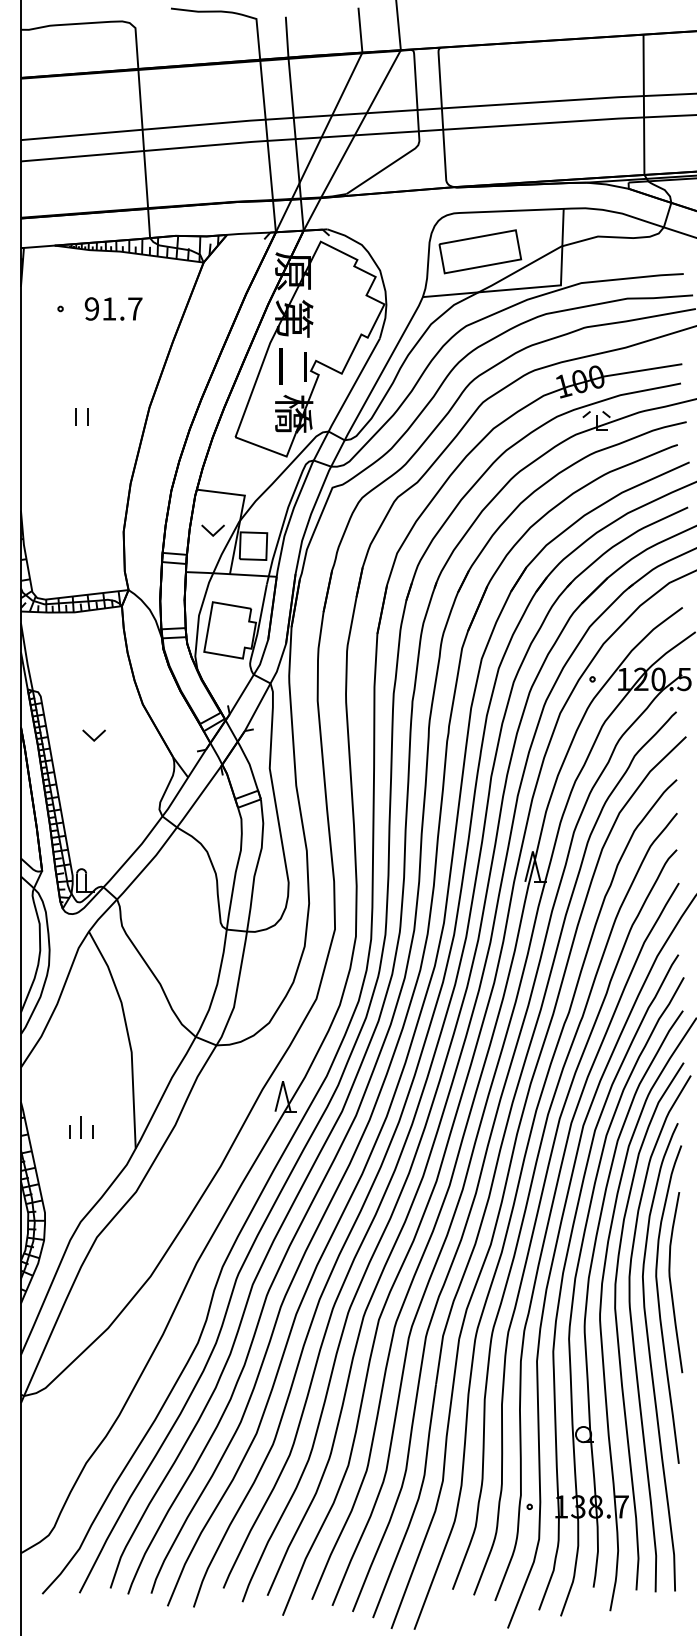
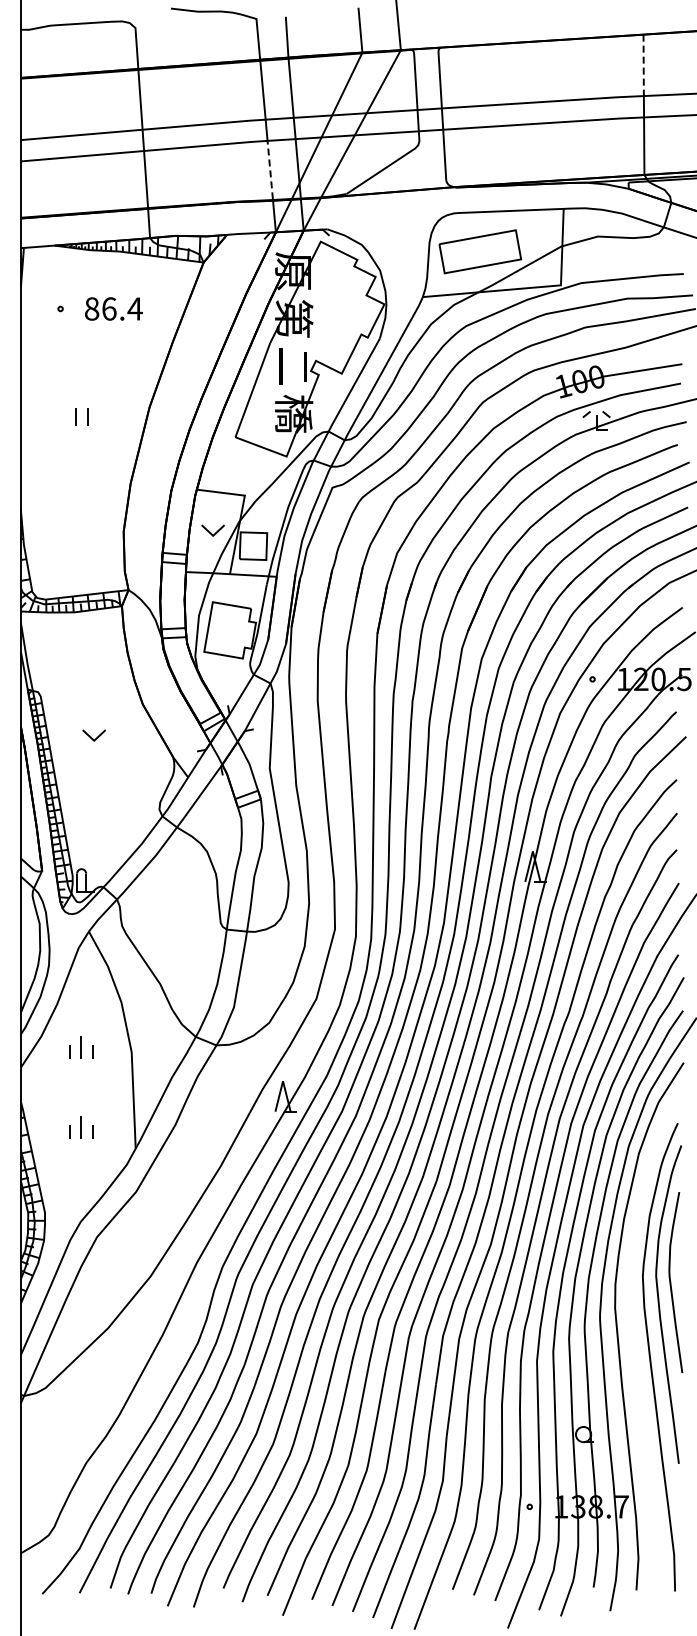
line: solid -> dashed (643, 65)
line: solid -> dashed (270, 169)
text: 91.7 -> 86.4 (113, 308)
part: none -> present (81, 1047)
curve: present -> none (633, 1333)
